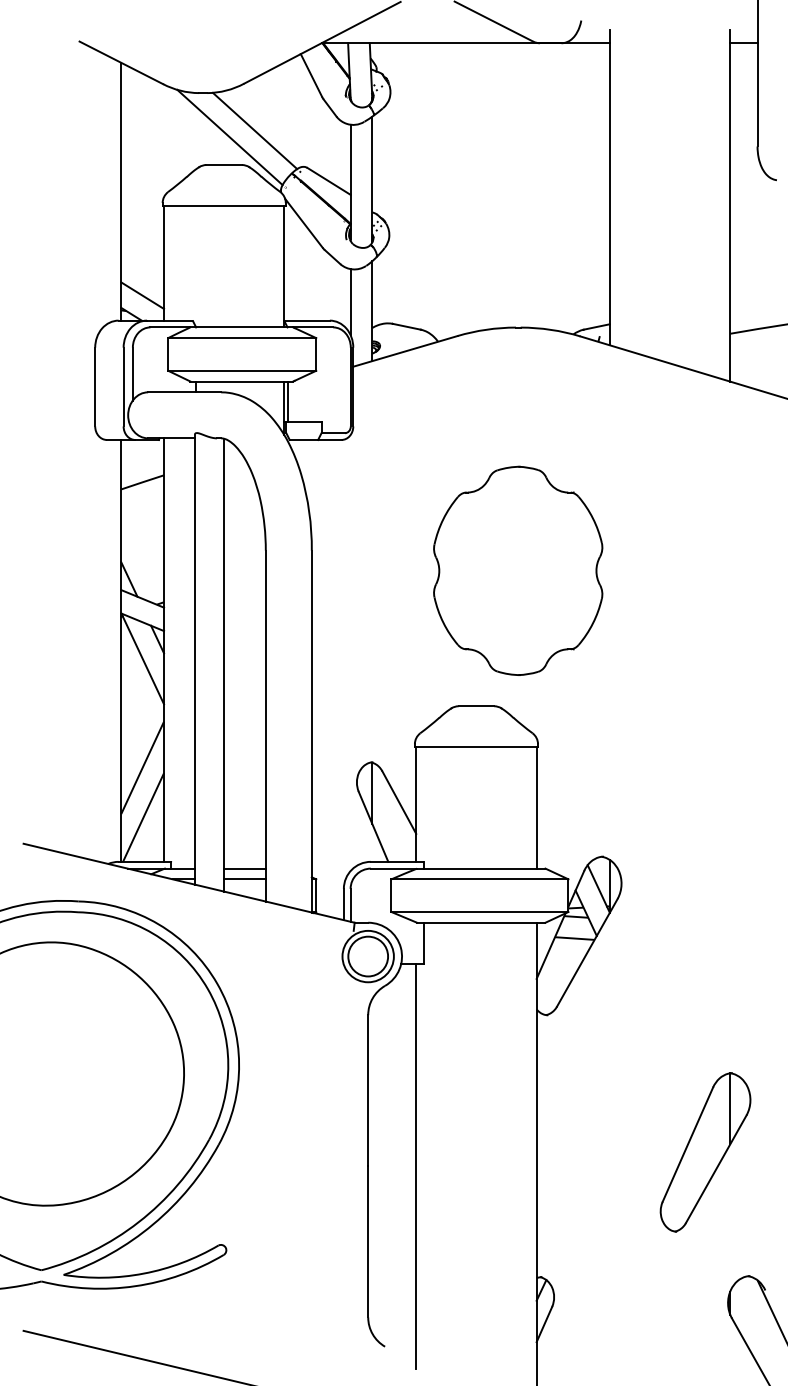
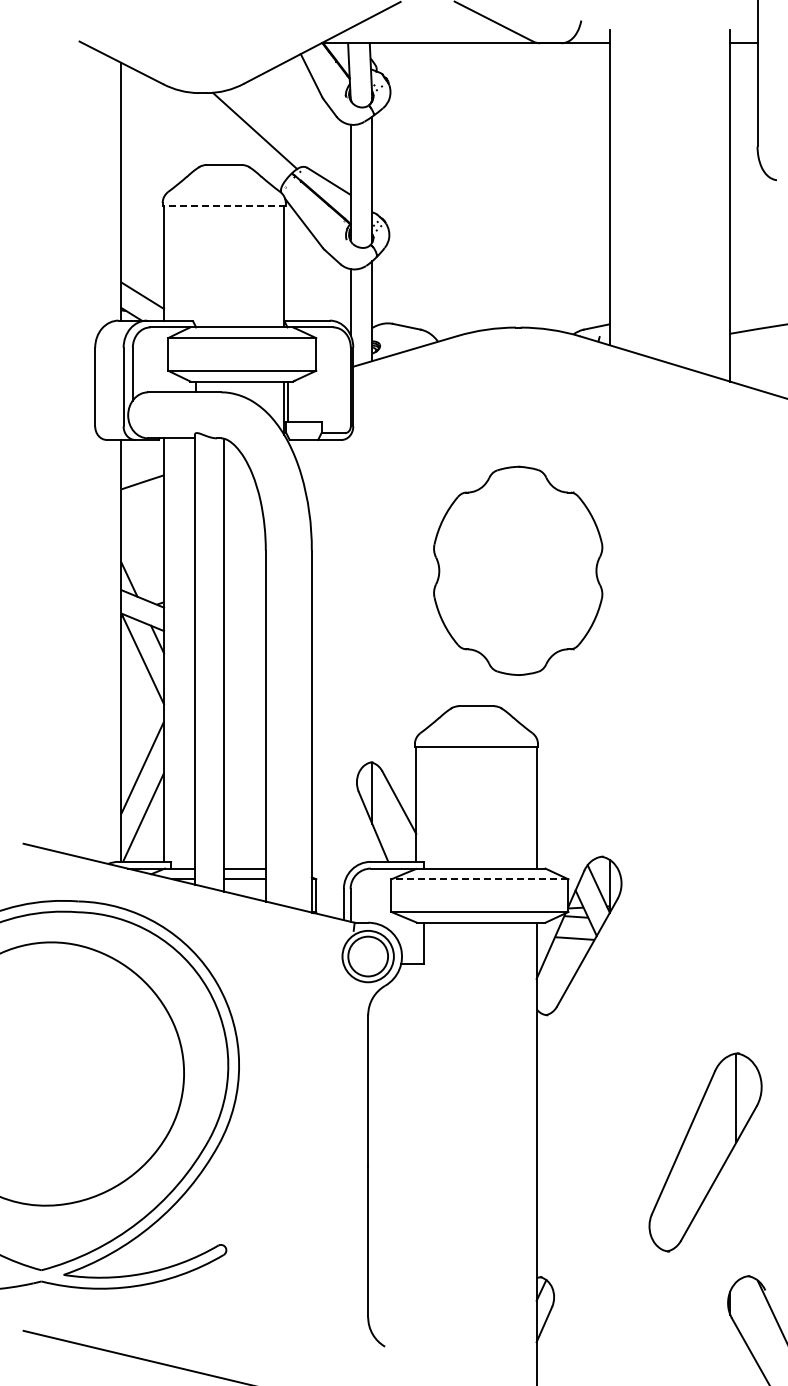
line: present -> none (229, 137)
line: solid -> dashed (224, 205)
line: solid -> dashed (479, 879)
part size: 93x161 px -> 115x201 px (705, 1152)
line: present -> none (416, 1165)
